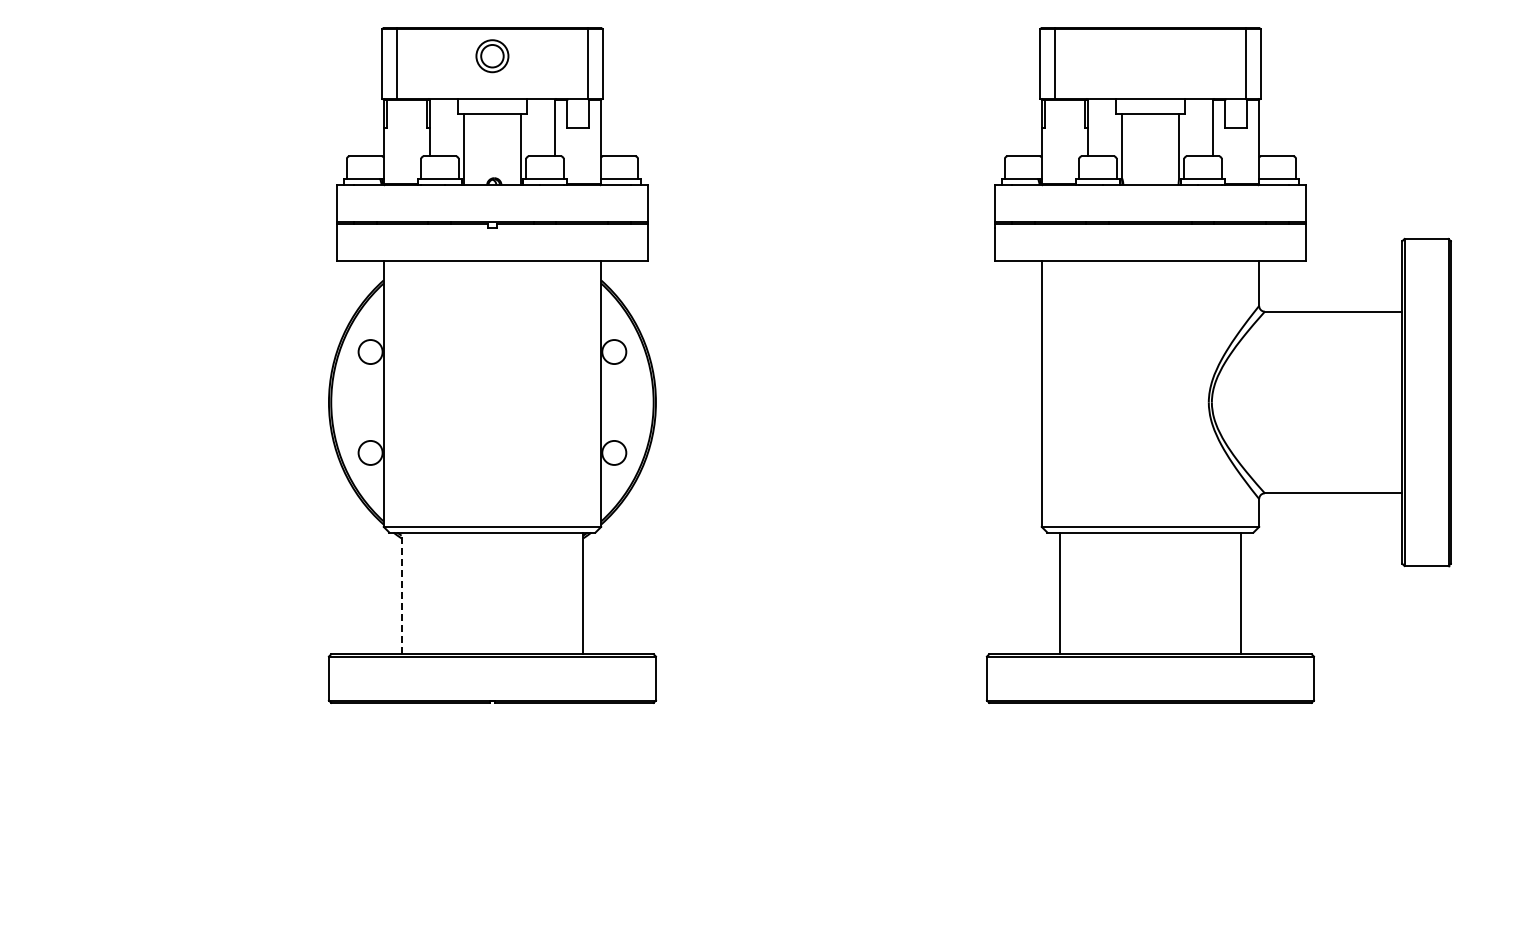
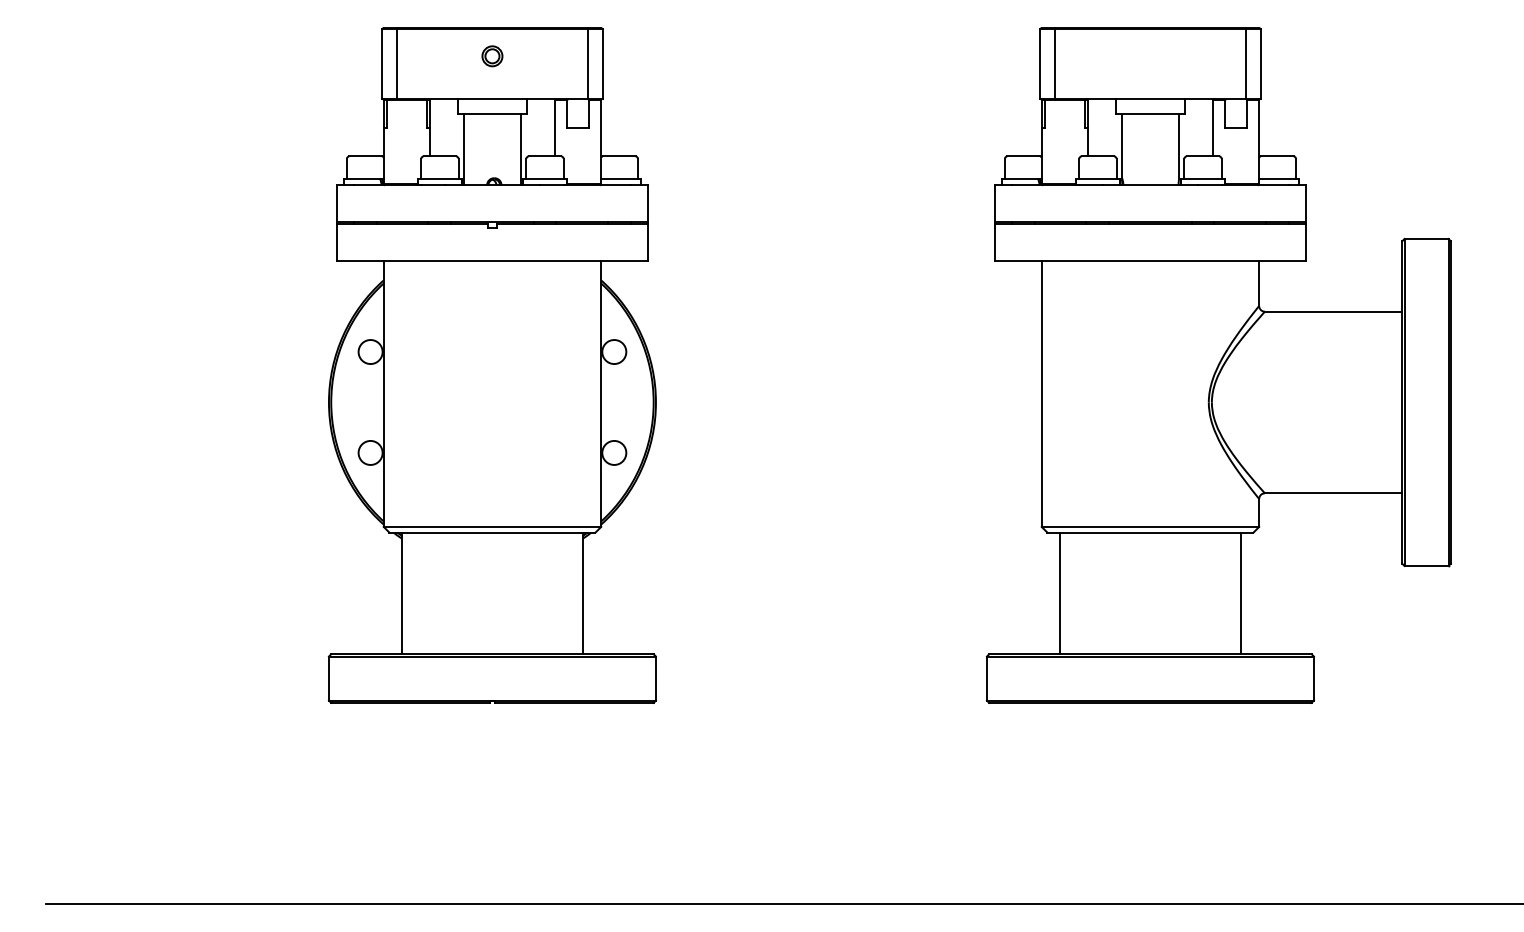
part size: 35x35 px -> 23x23 px (492, 56)
line: dashed -> solid (401, 593)
line: none -> present (782, 904)
